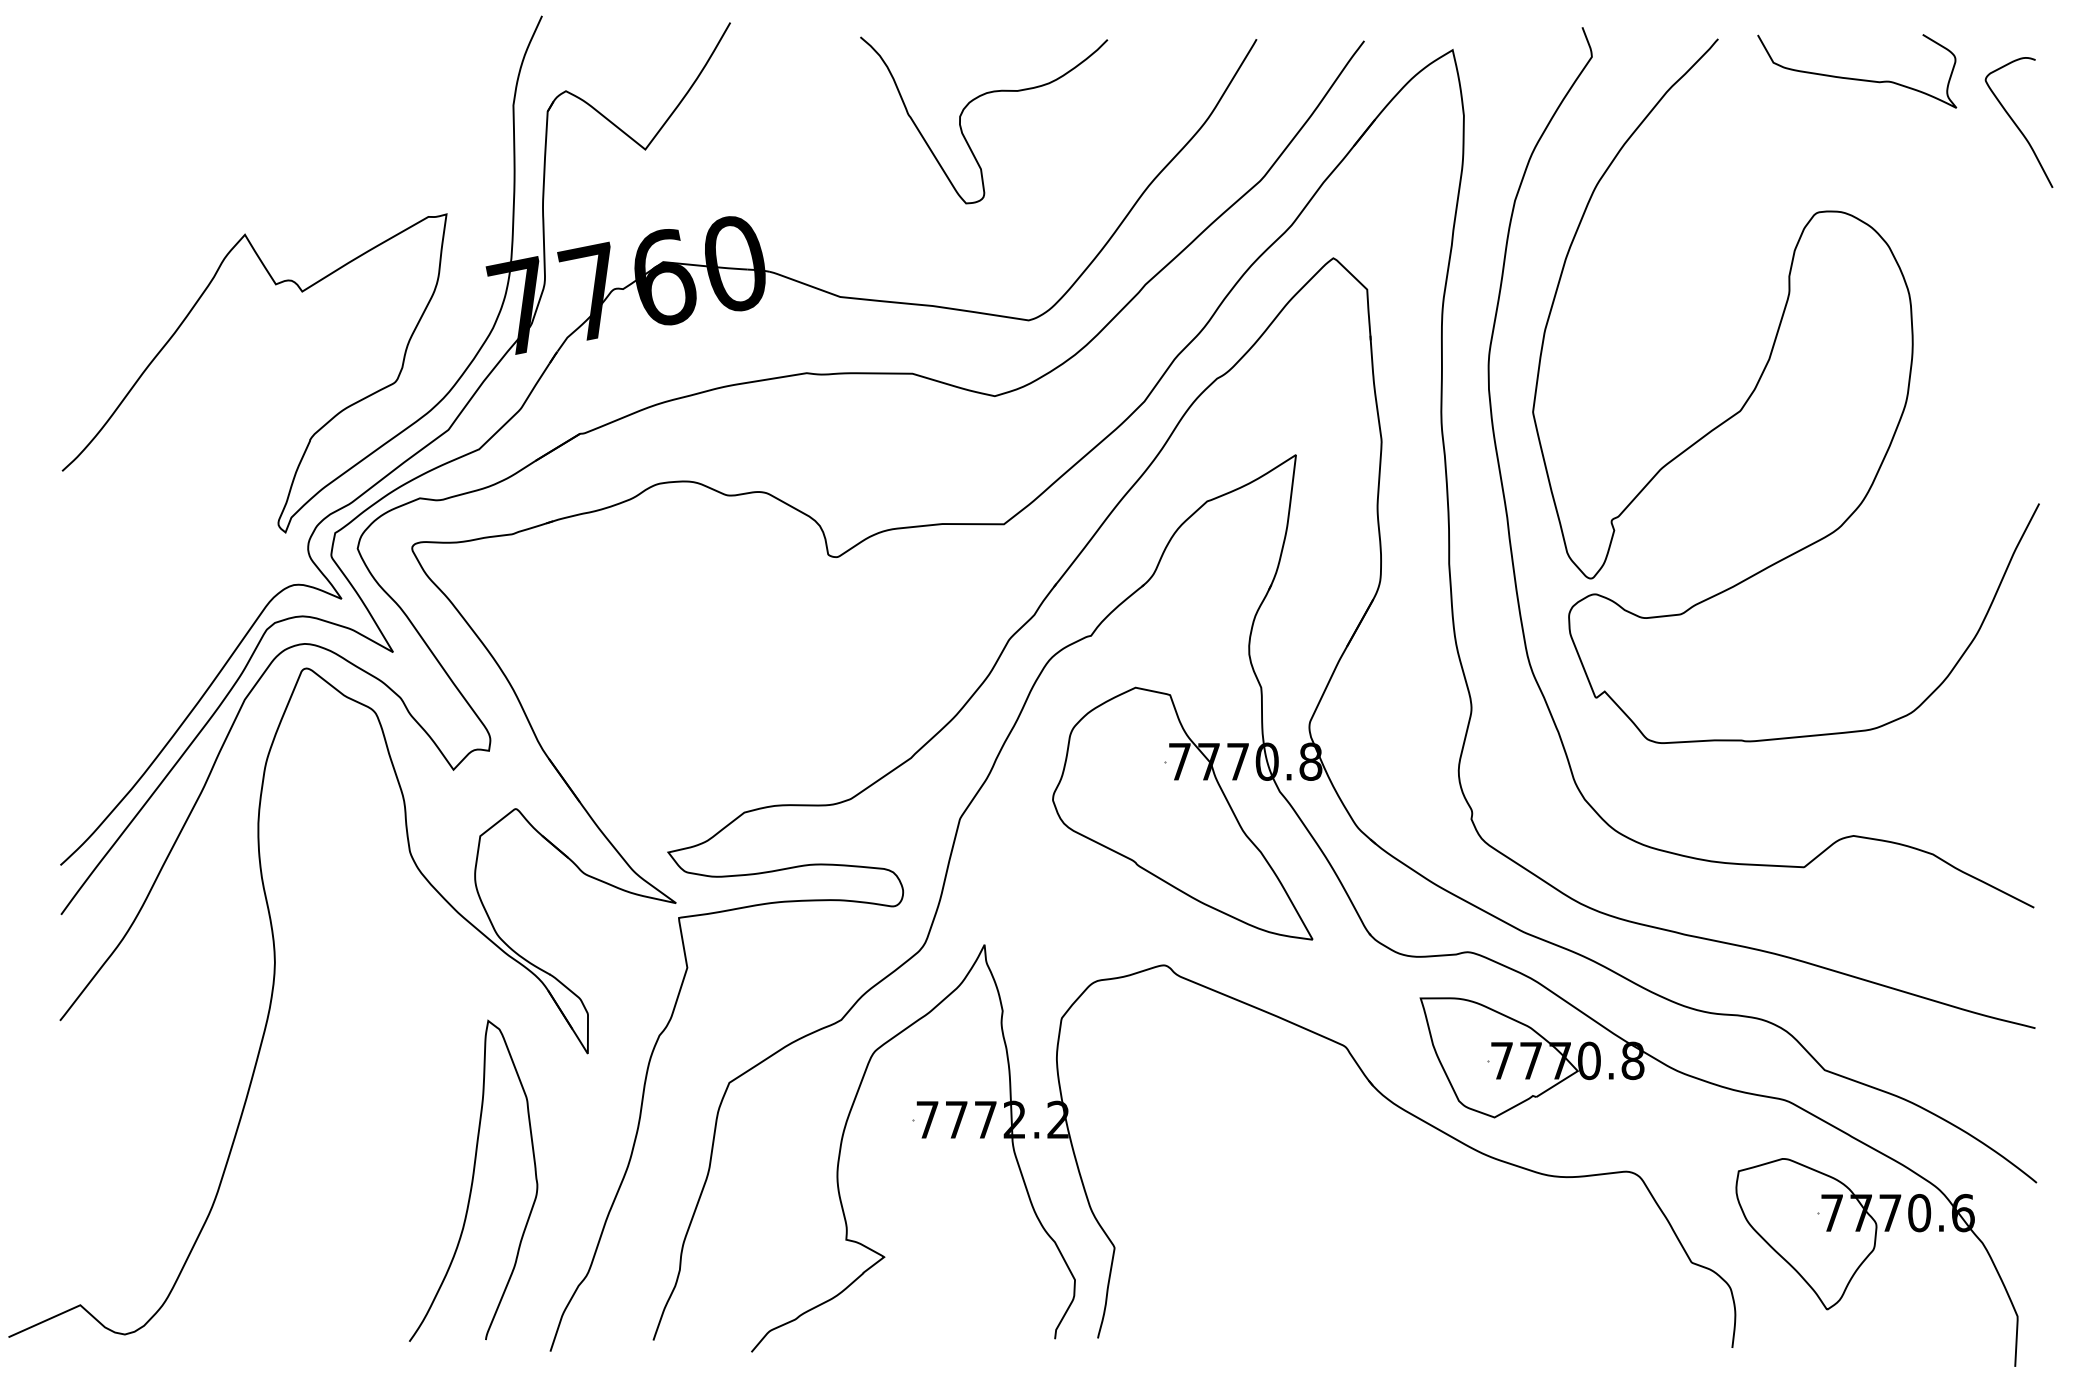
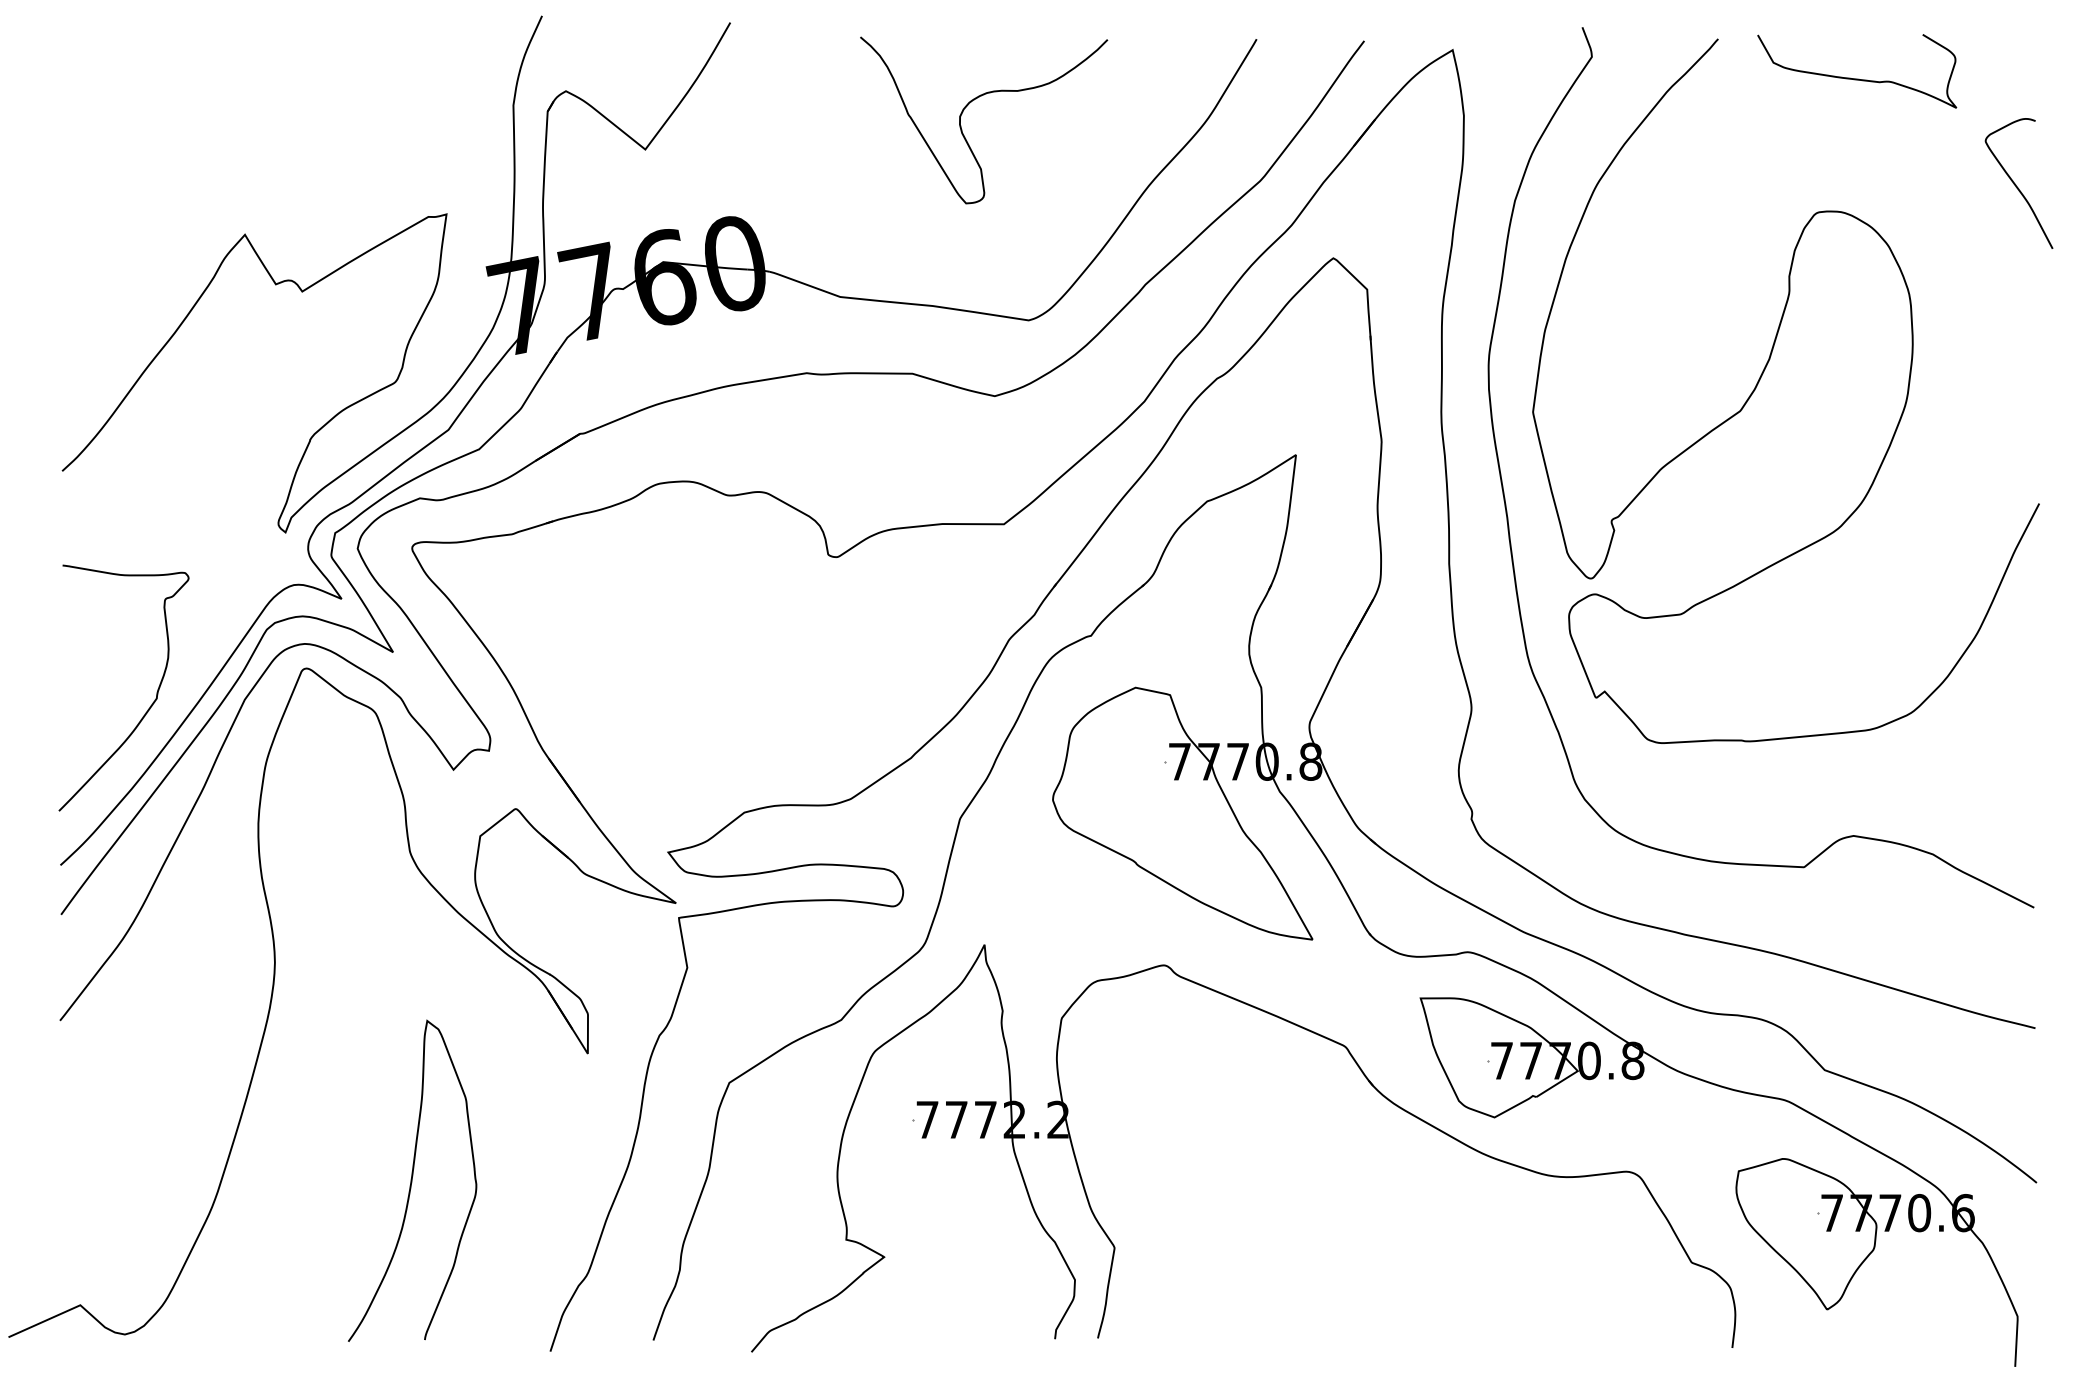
curve position: (2016, 123) -> (2016, 184) (2016, 184)
curve: none -> present (150, 705)
curve position: (473, 1180) -> (412, 1180) (412, 1180)
